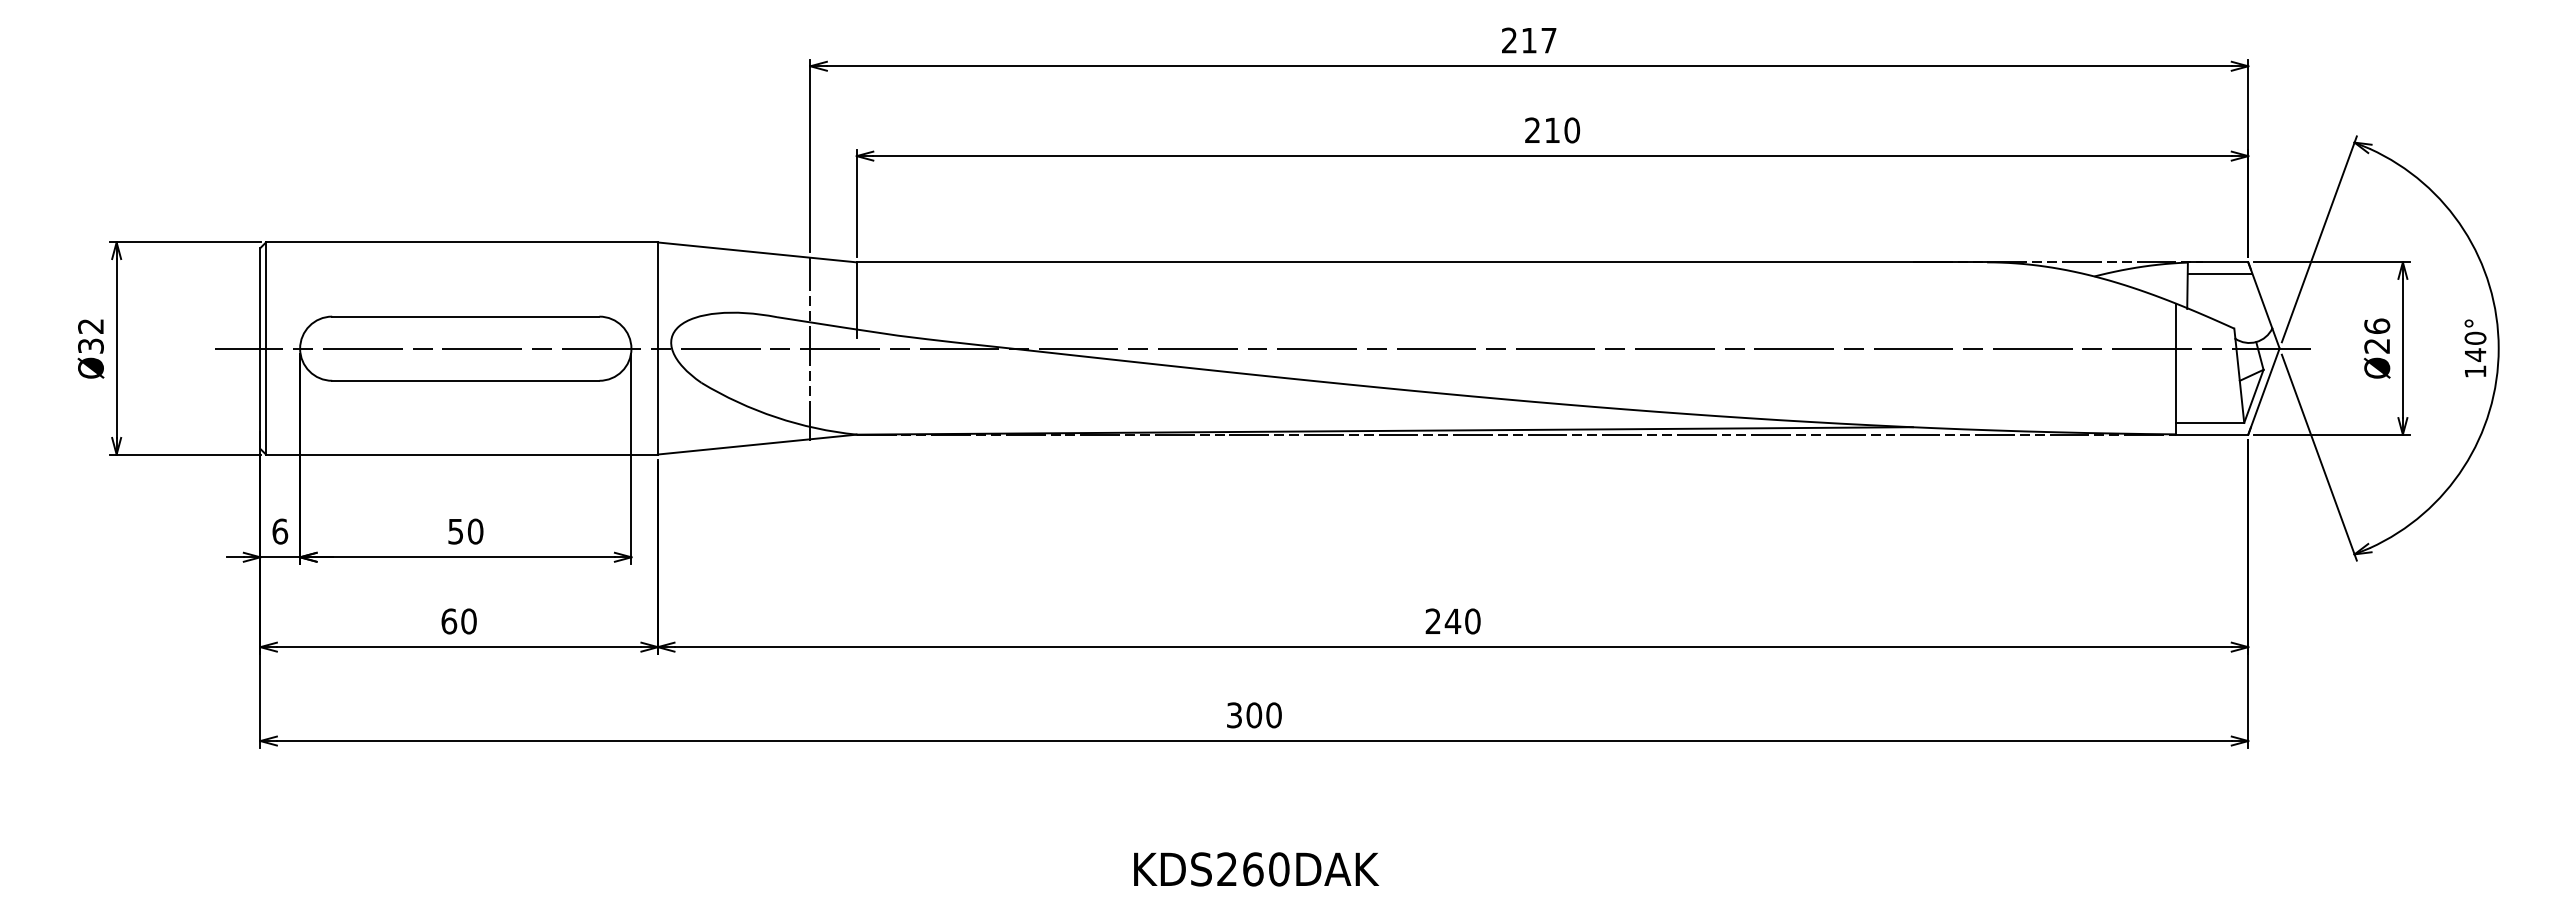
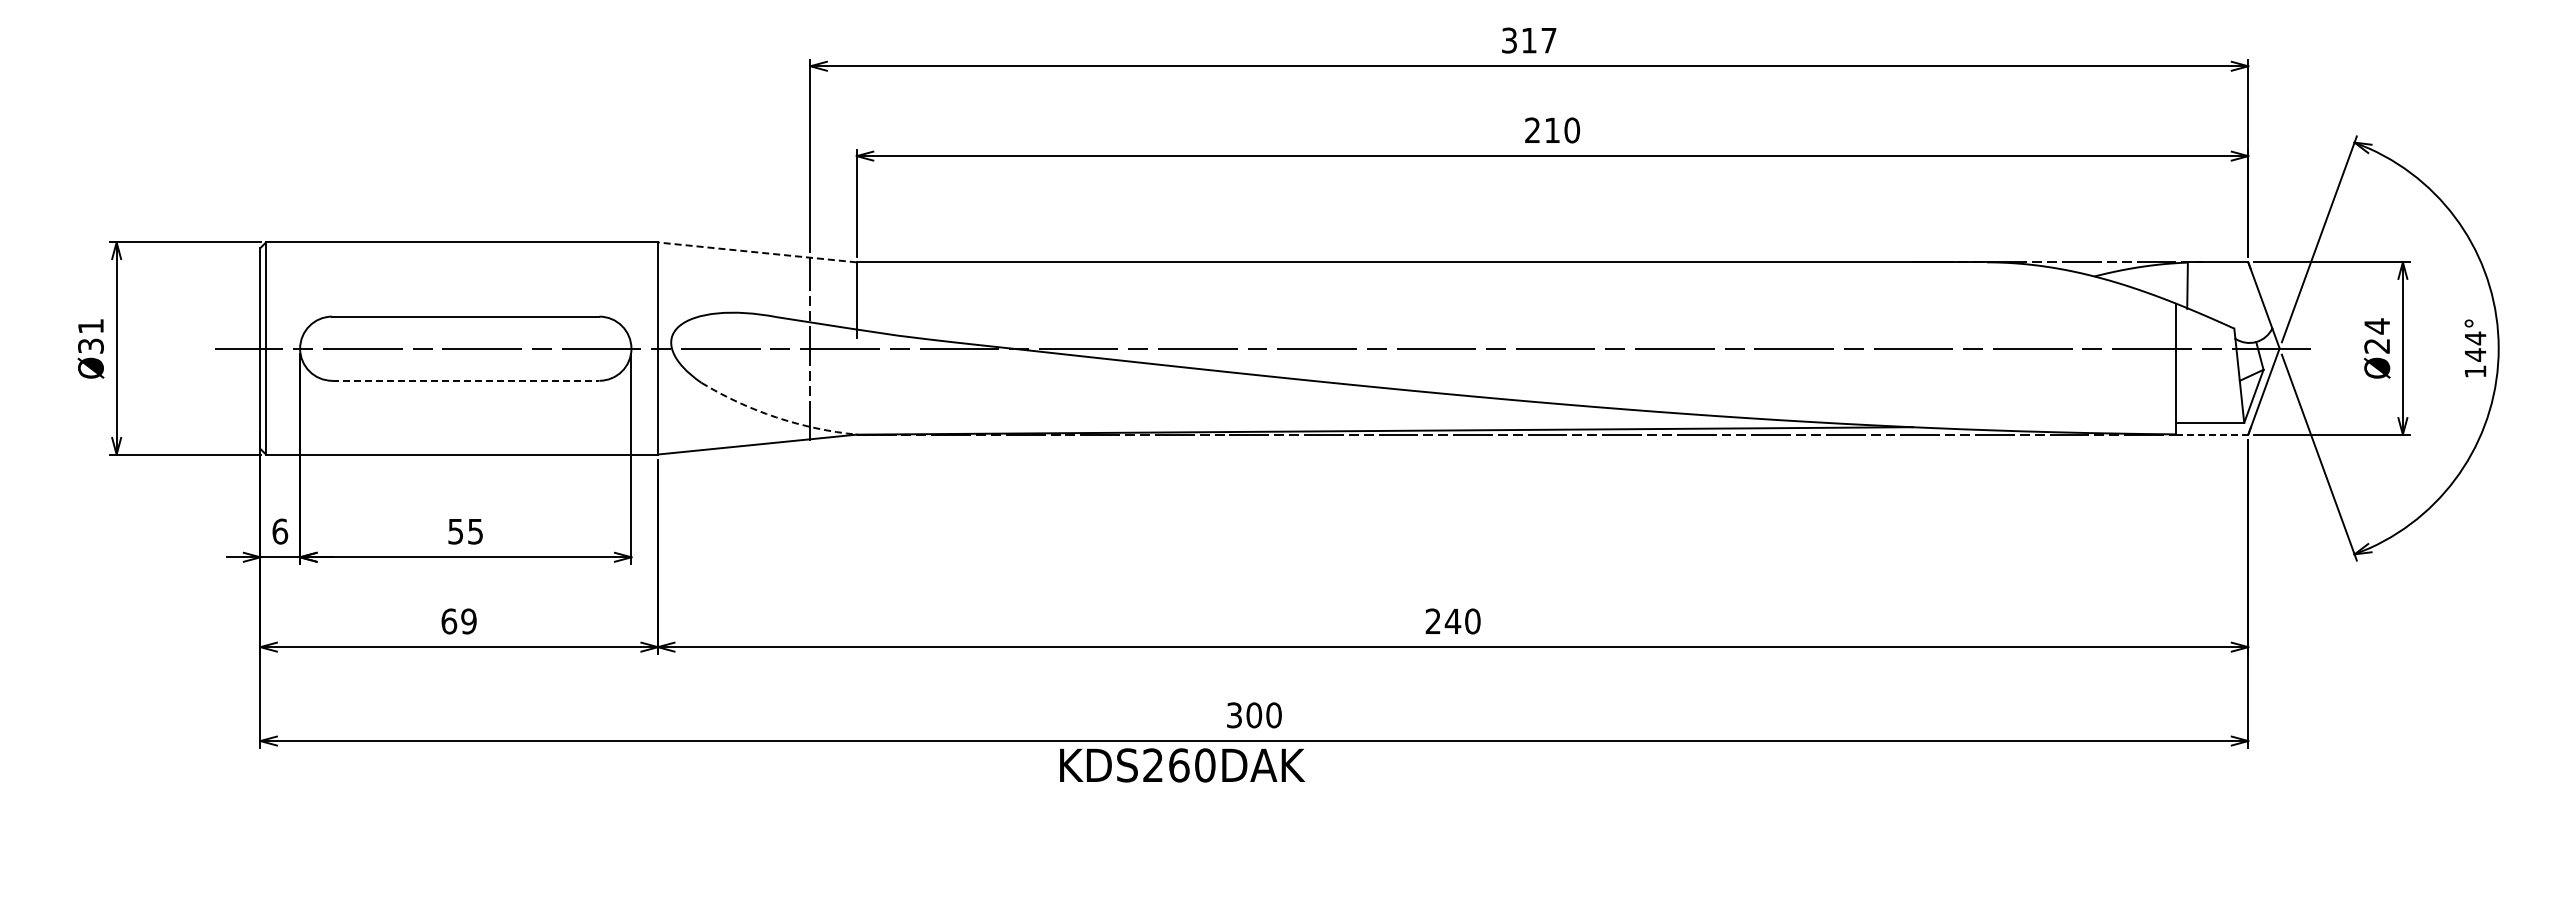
text: 217 -> 317 (1509, 40)
line: solid -> dashed (757, 252)
line: present -> none (2219, 273)
text: Ø32 -> Ø31 (90, 326)
text: Ø26 -> Ø24 (2377, 326)
text: 140° -> 144° (2475, 338)
line: solid -> dashed (465, 380)
arc: solid -> dashed (776, 417)
line: solid -> dashed (2212, 434)
text: 50 -> 55 (475, 531)
text: 60 -> 69 (468, 621)
text position: (1256, 869) -> (1182, 765) (1182, 765)
